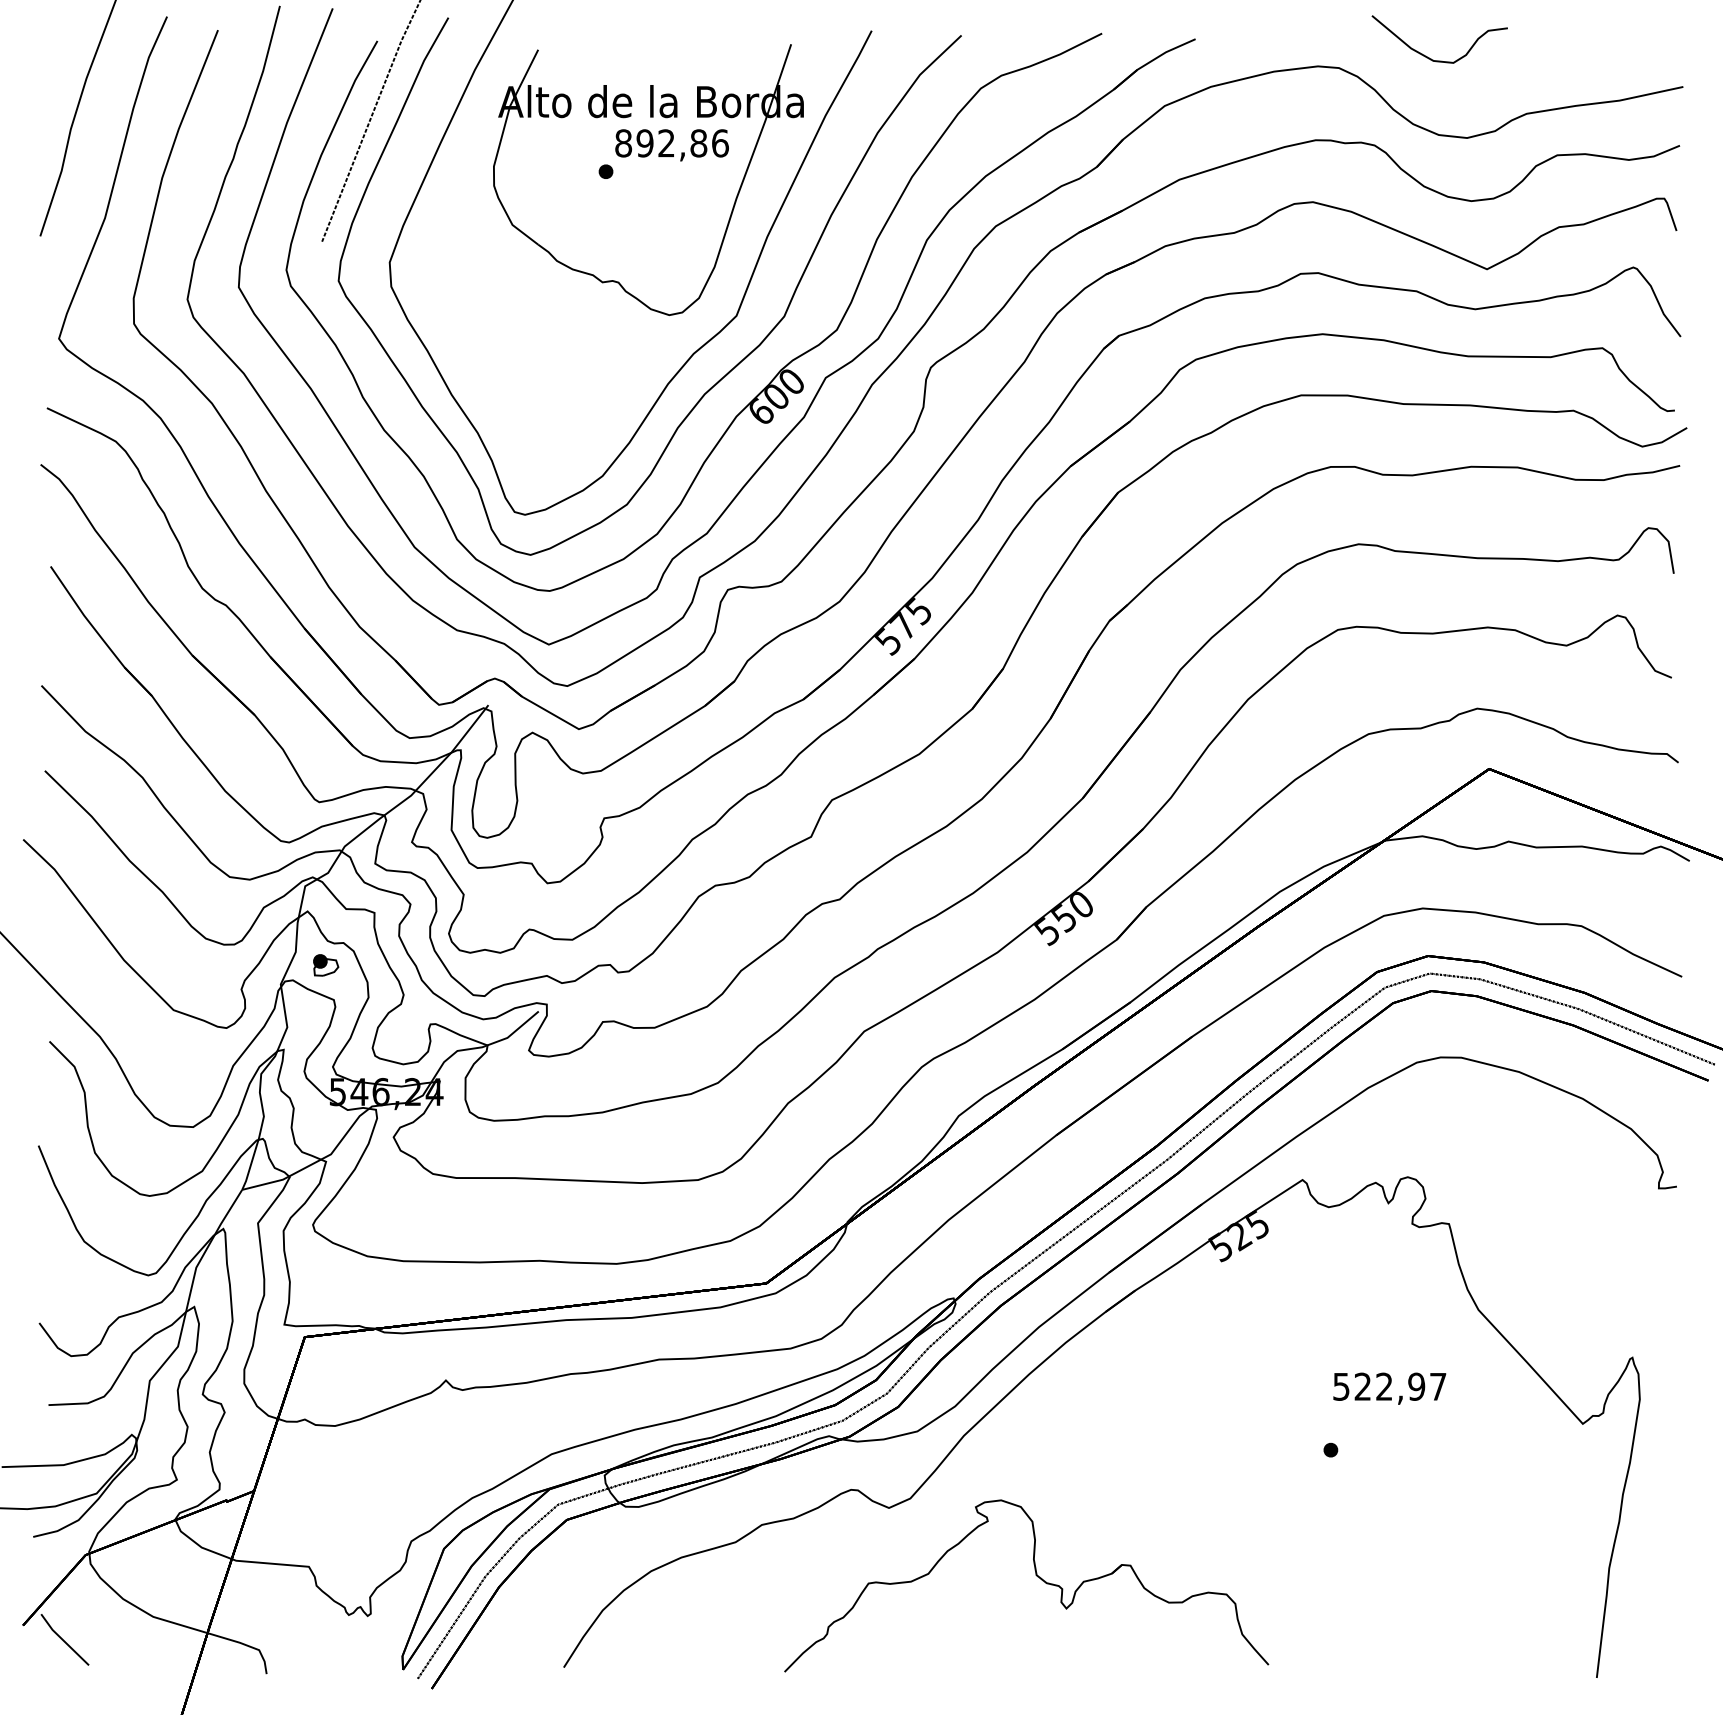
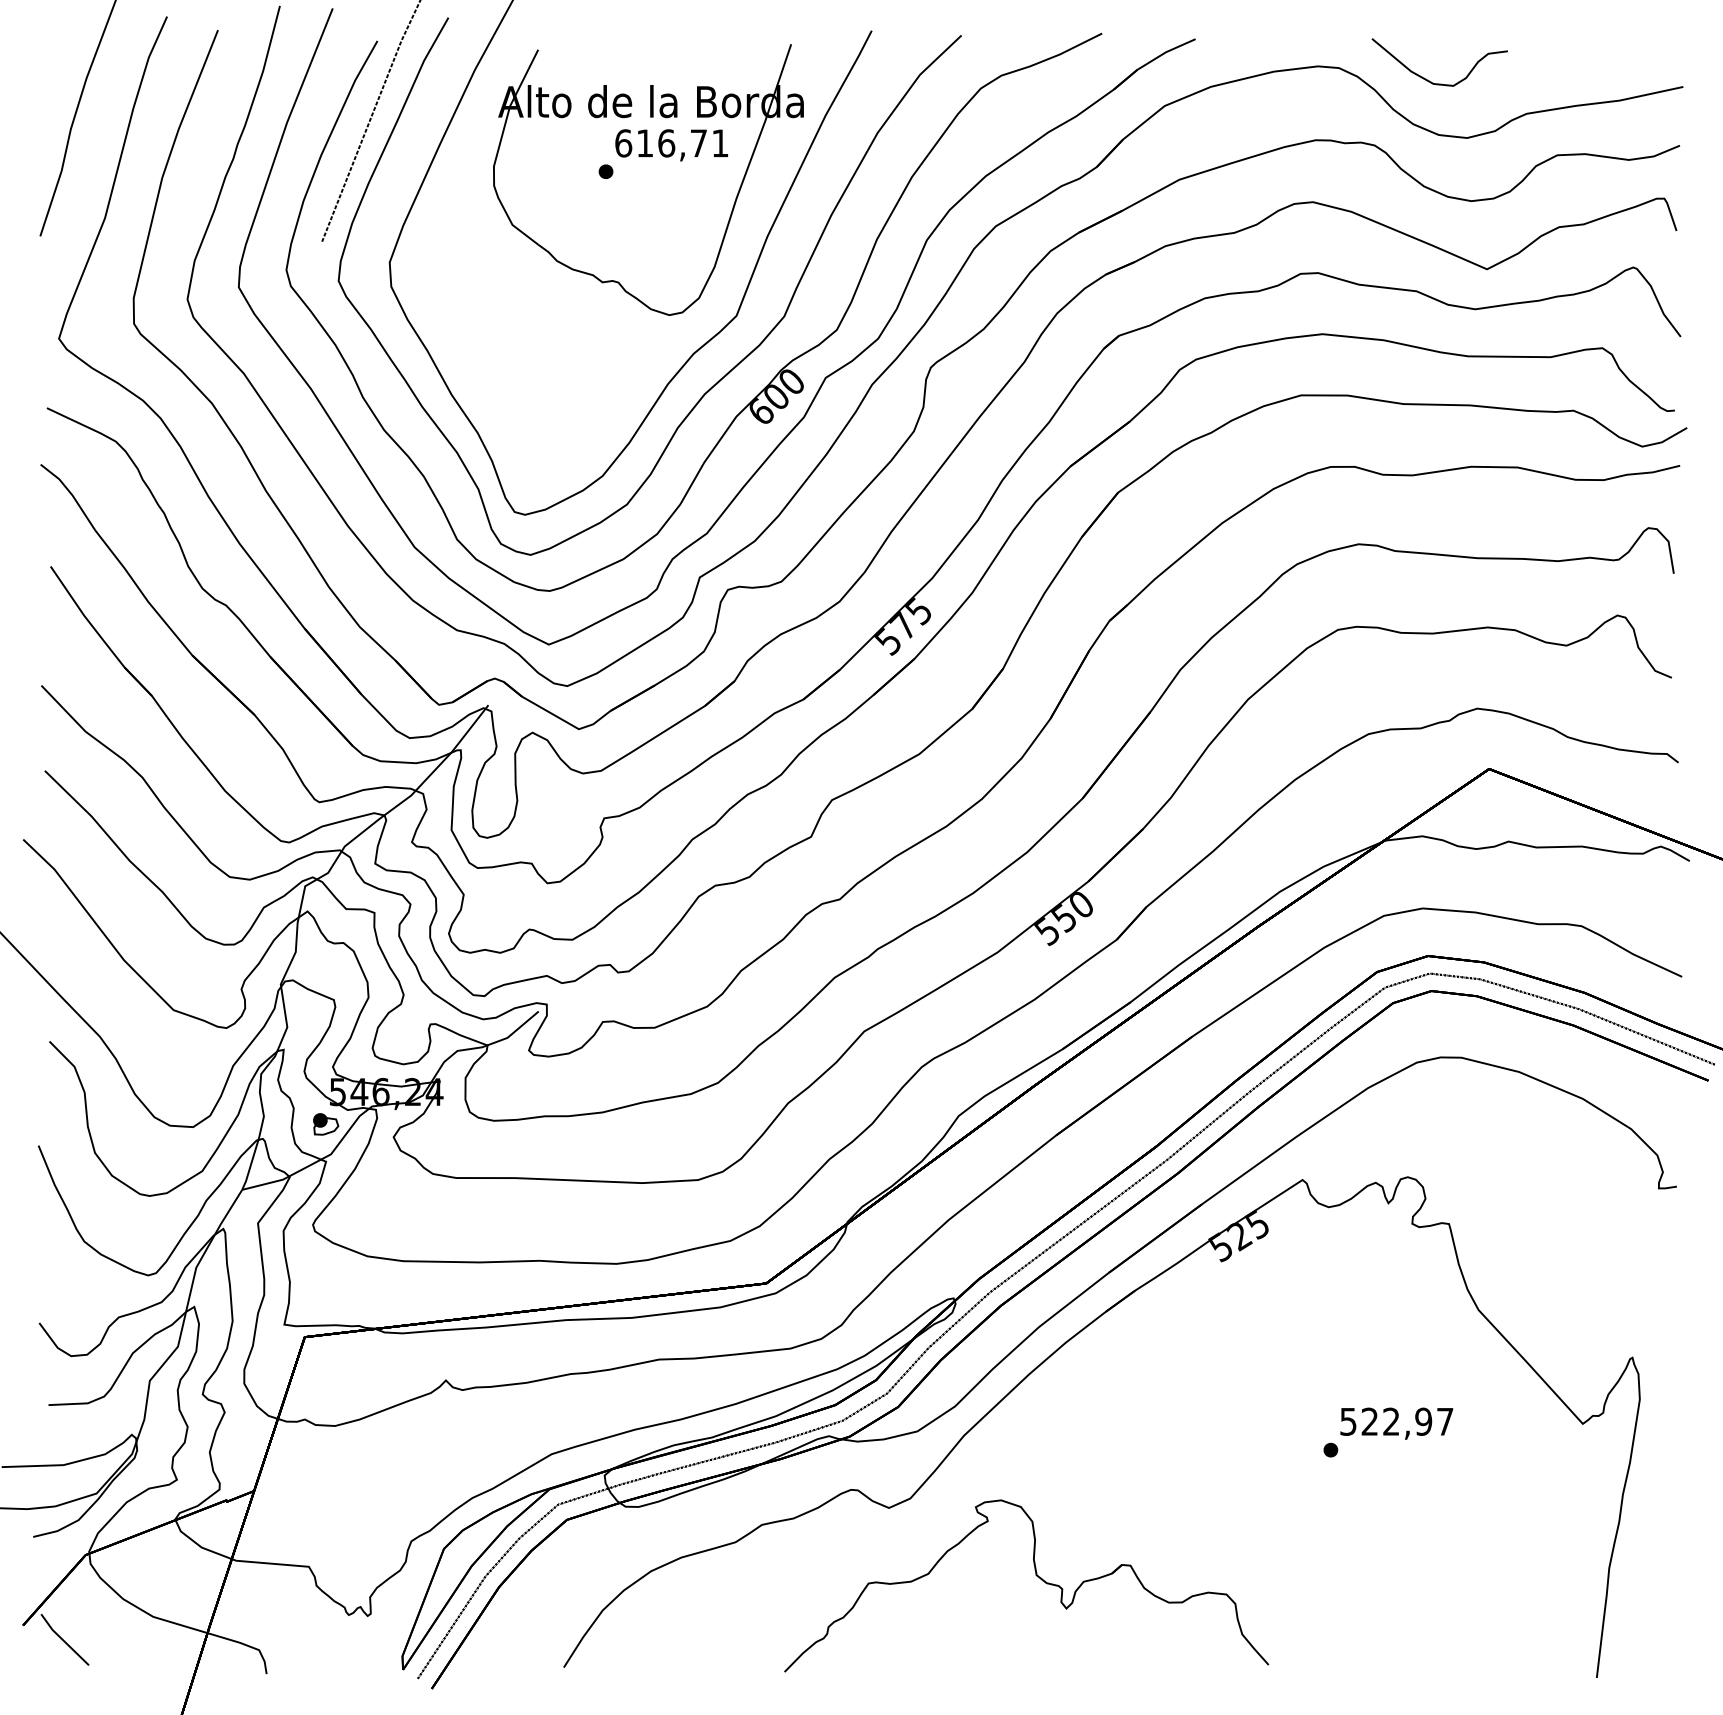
curve position: (1429, 57) -> (1429, 80) (1429, 80)
text: 892,86 -> 616,71 (671, 143)
part position: (326, 965) -> (326, 1124) (326, 1124)
text position: (1389, 1388) -> (1396, 1423) (1396, 1423)
